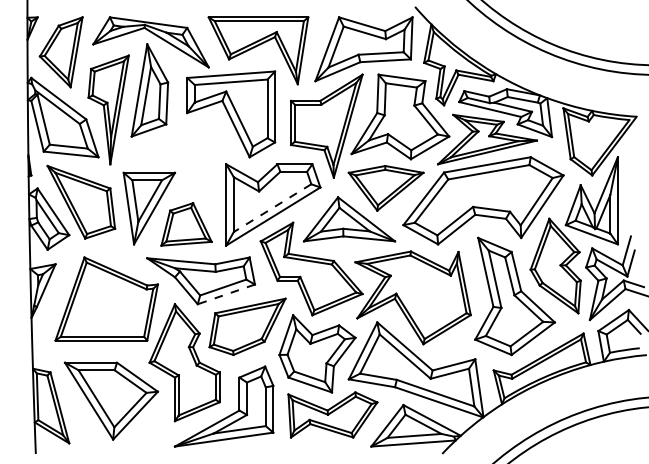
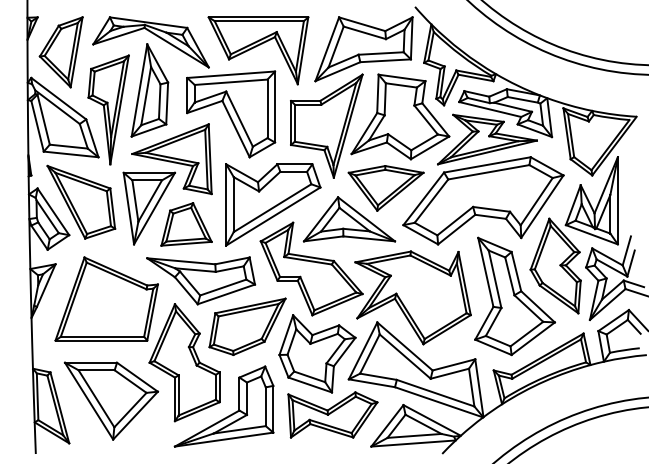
part: none -> present (171, 159)
line: dashed -> solid (272, 208)
line: dashed -> solid (225, 294)
